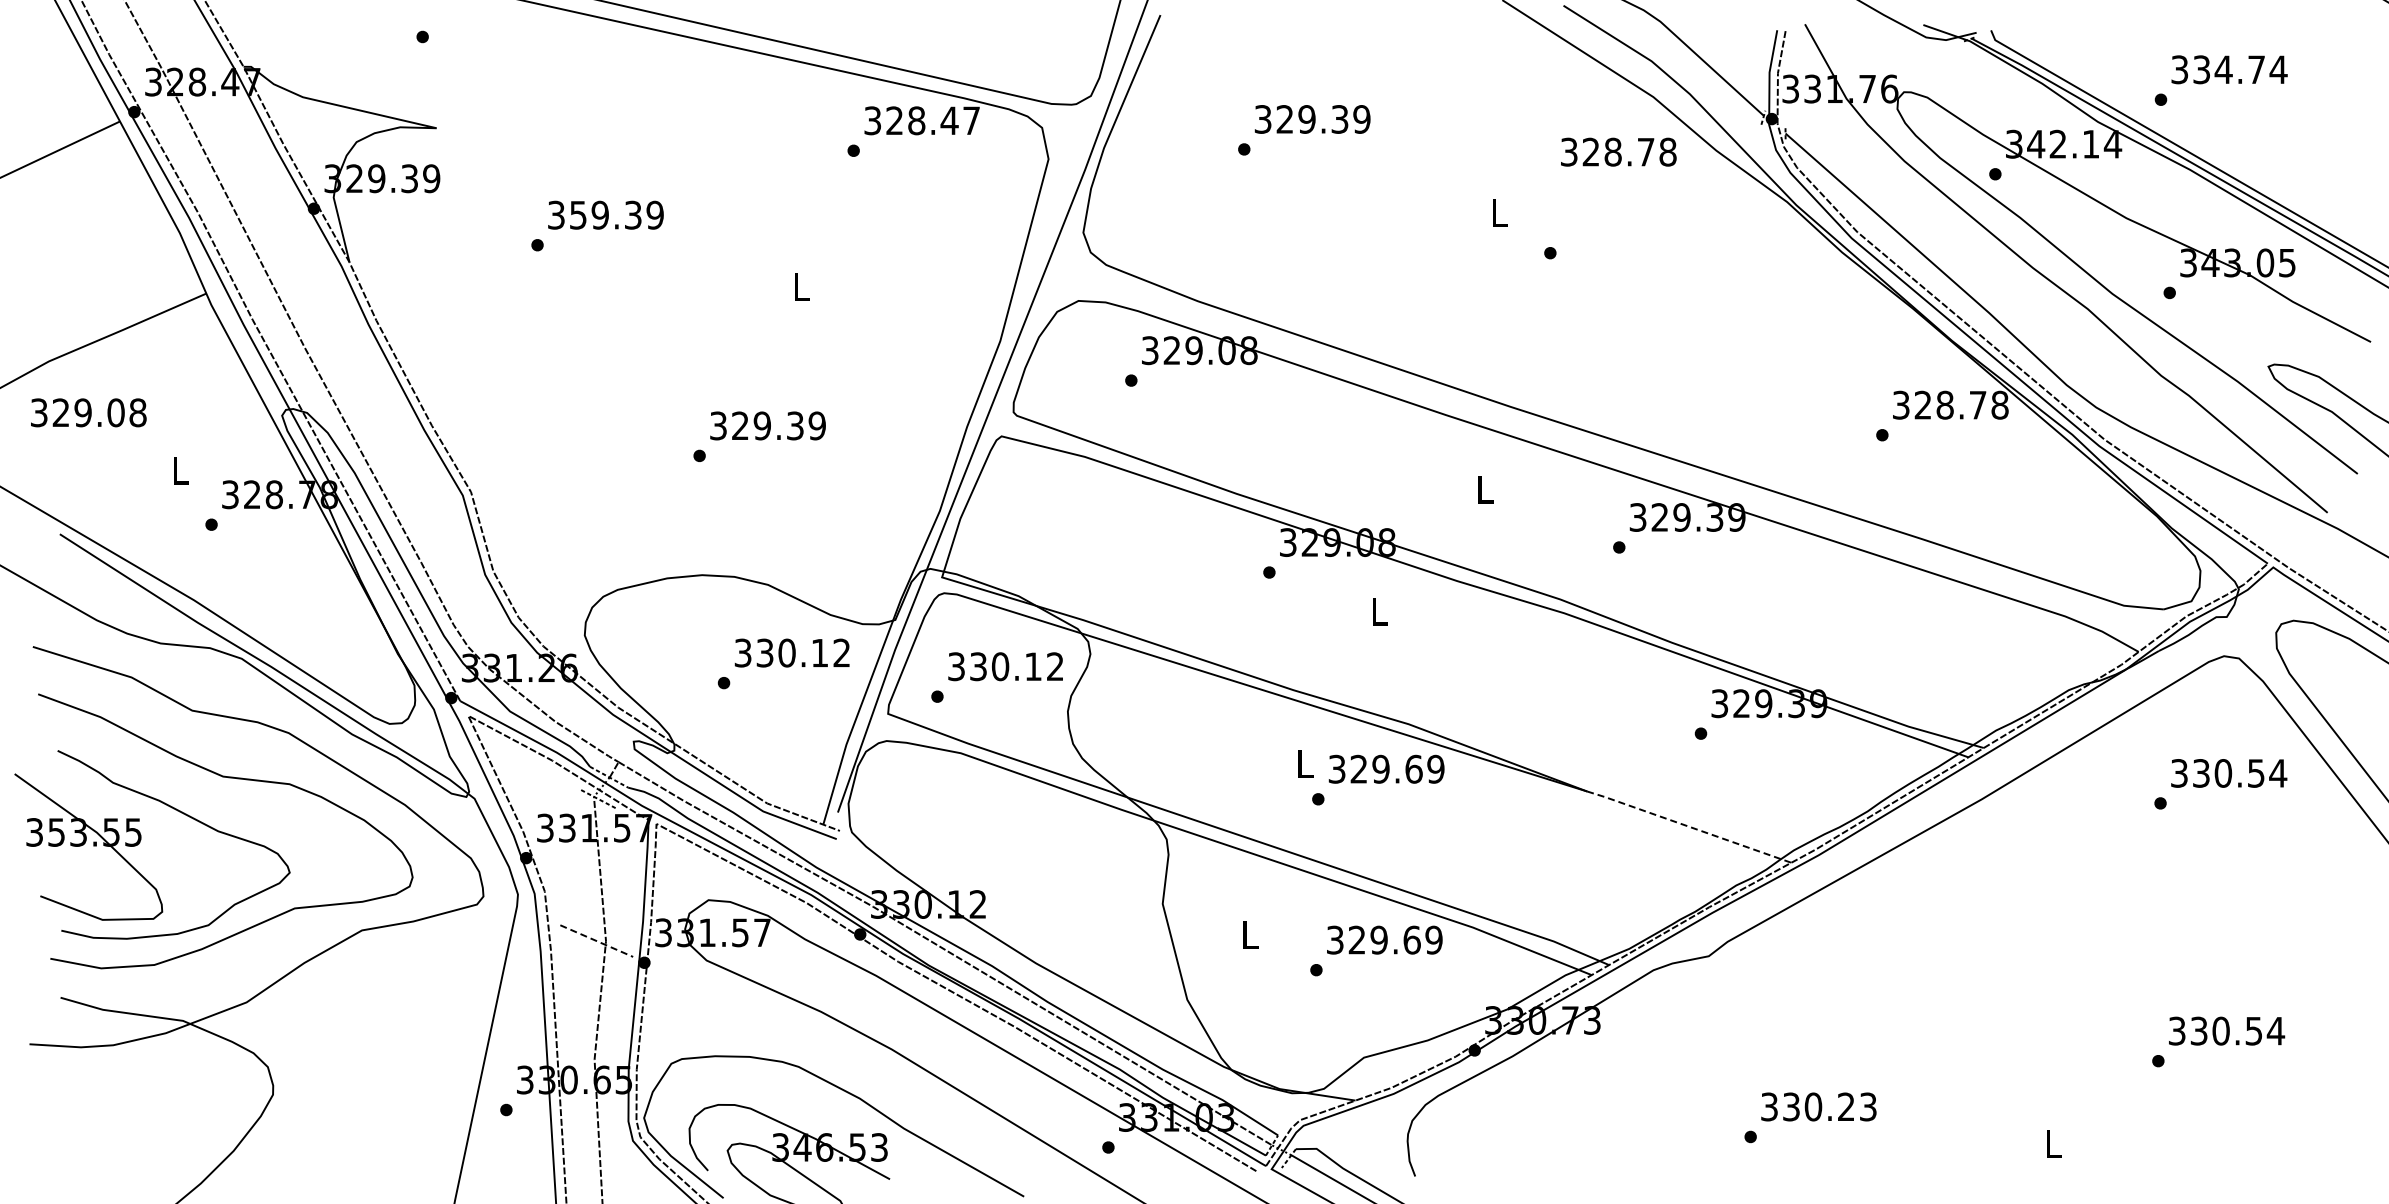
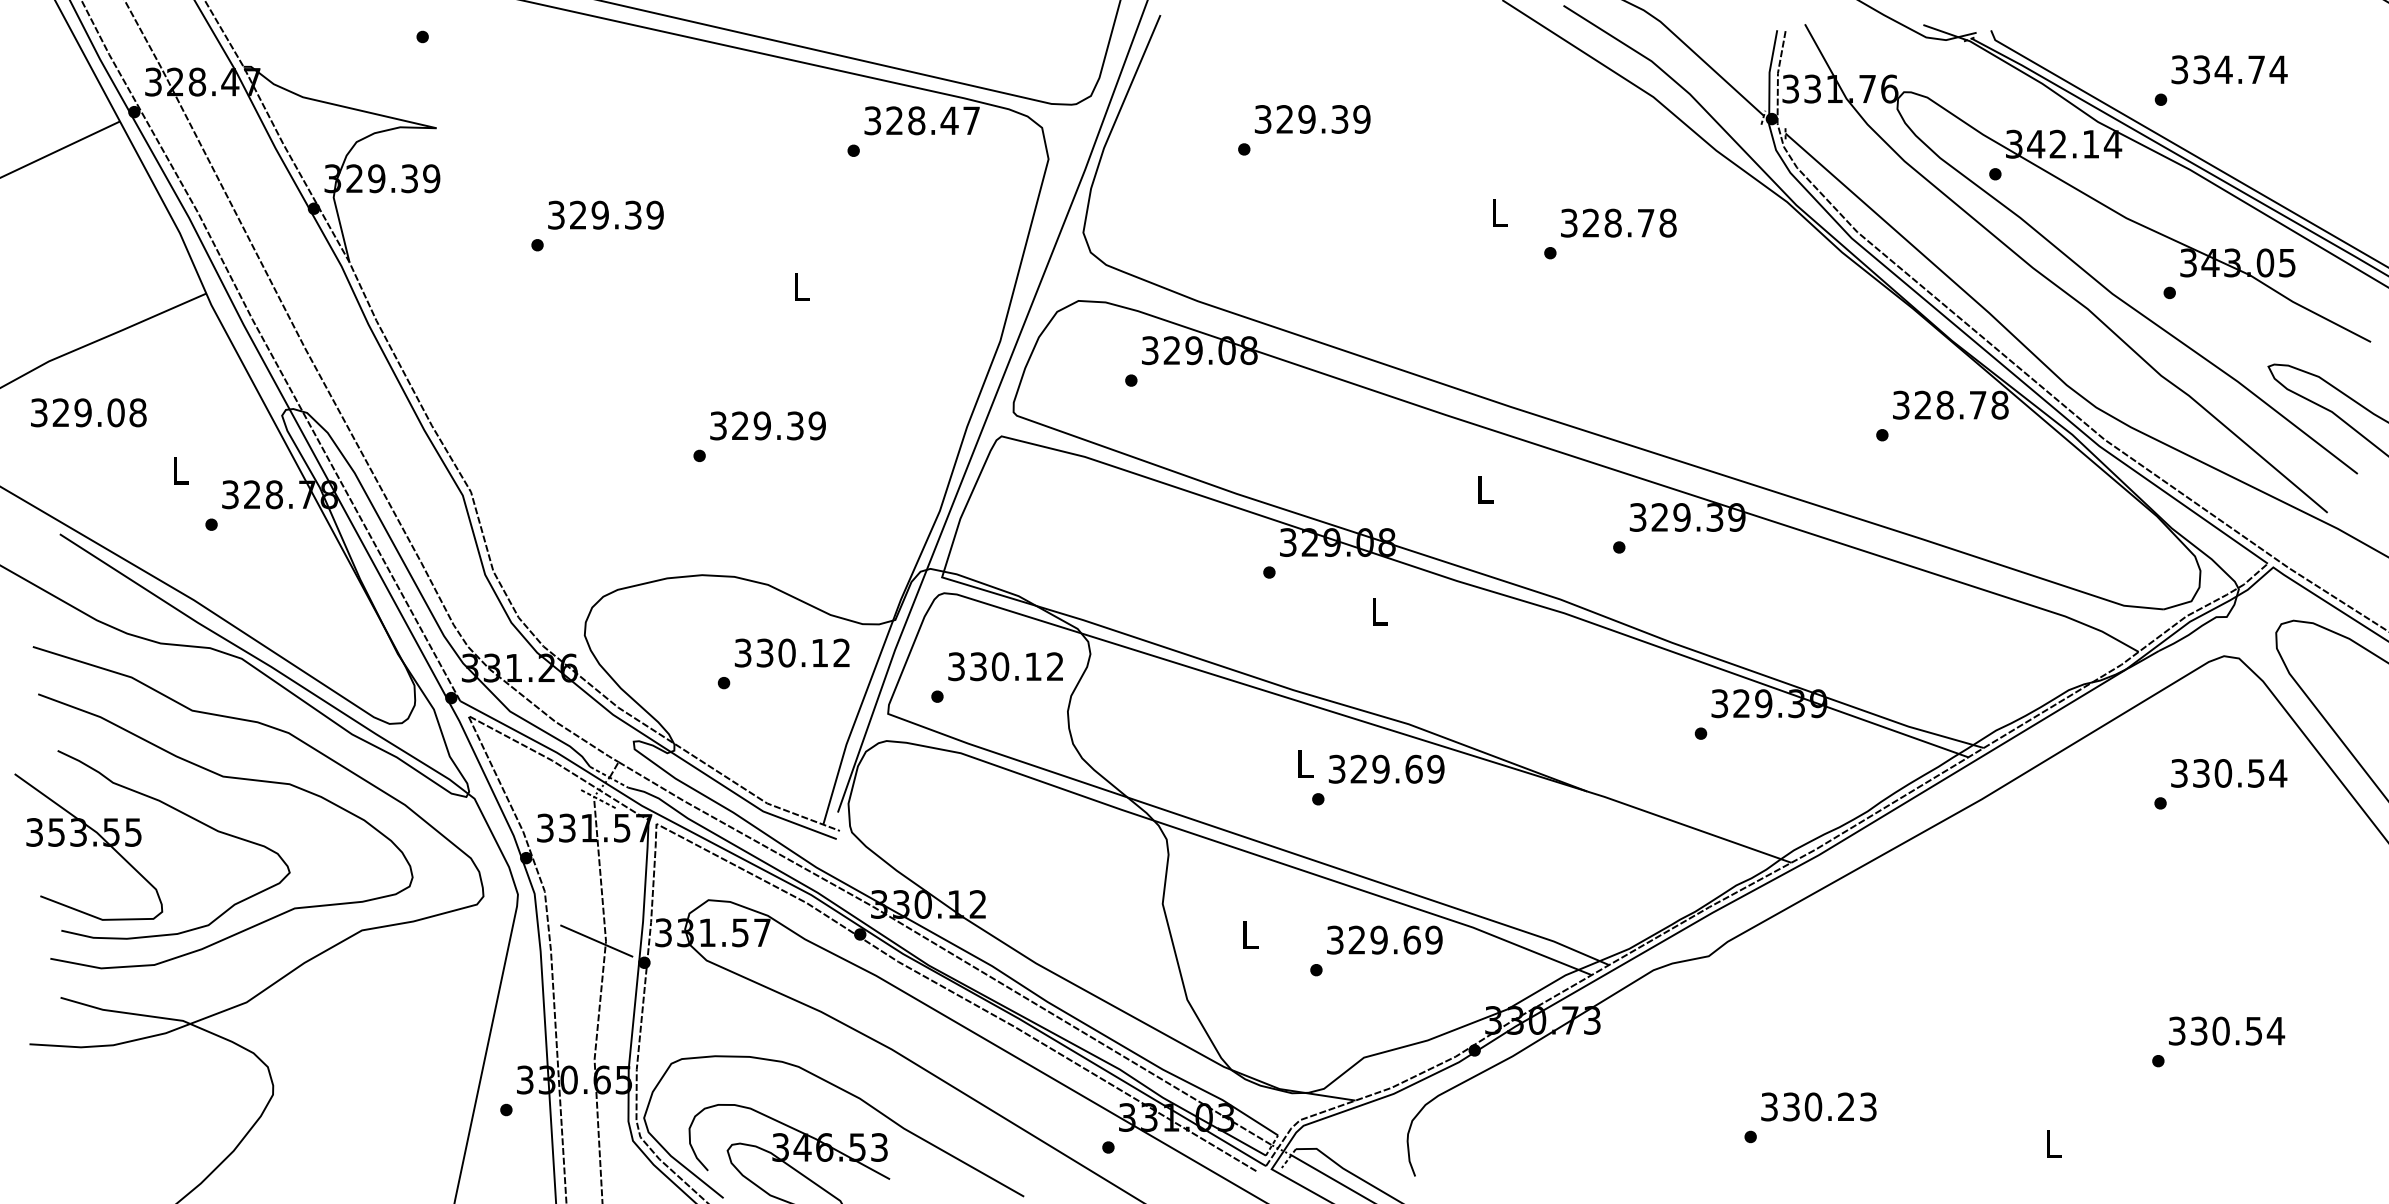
text position: (1618, 151) -> (1618, 222) (1618, 222)
text: 359.39 -> 329.39 (578, 214)
line: dashed -> solid (1688, 826)
line: dashed -> solid (596, 941)
